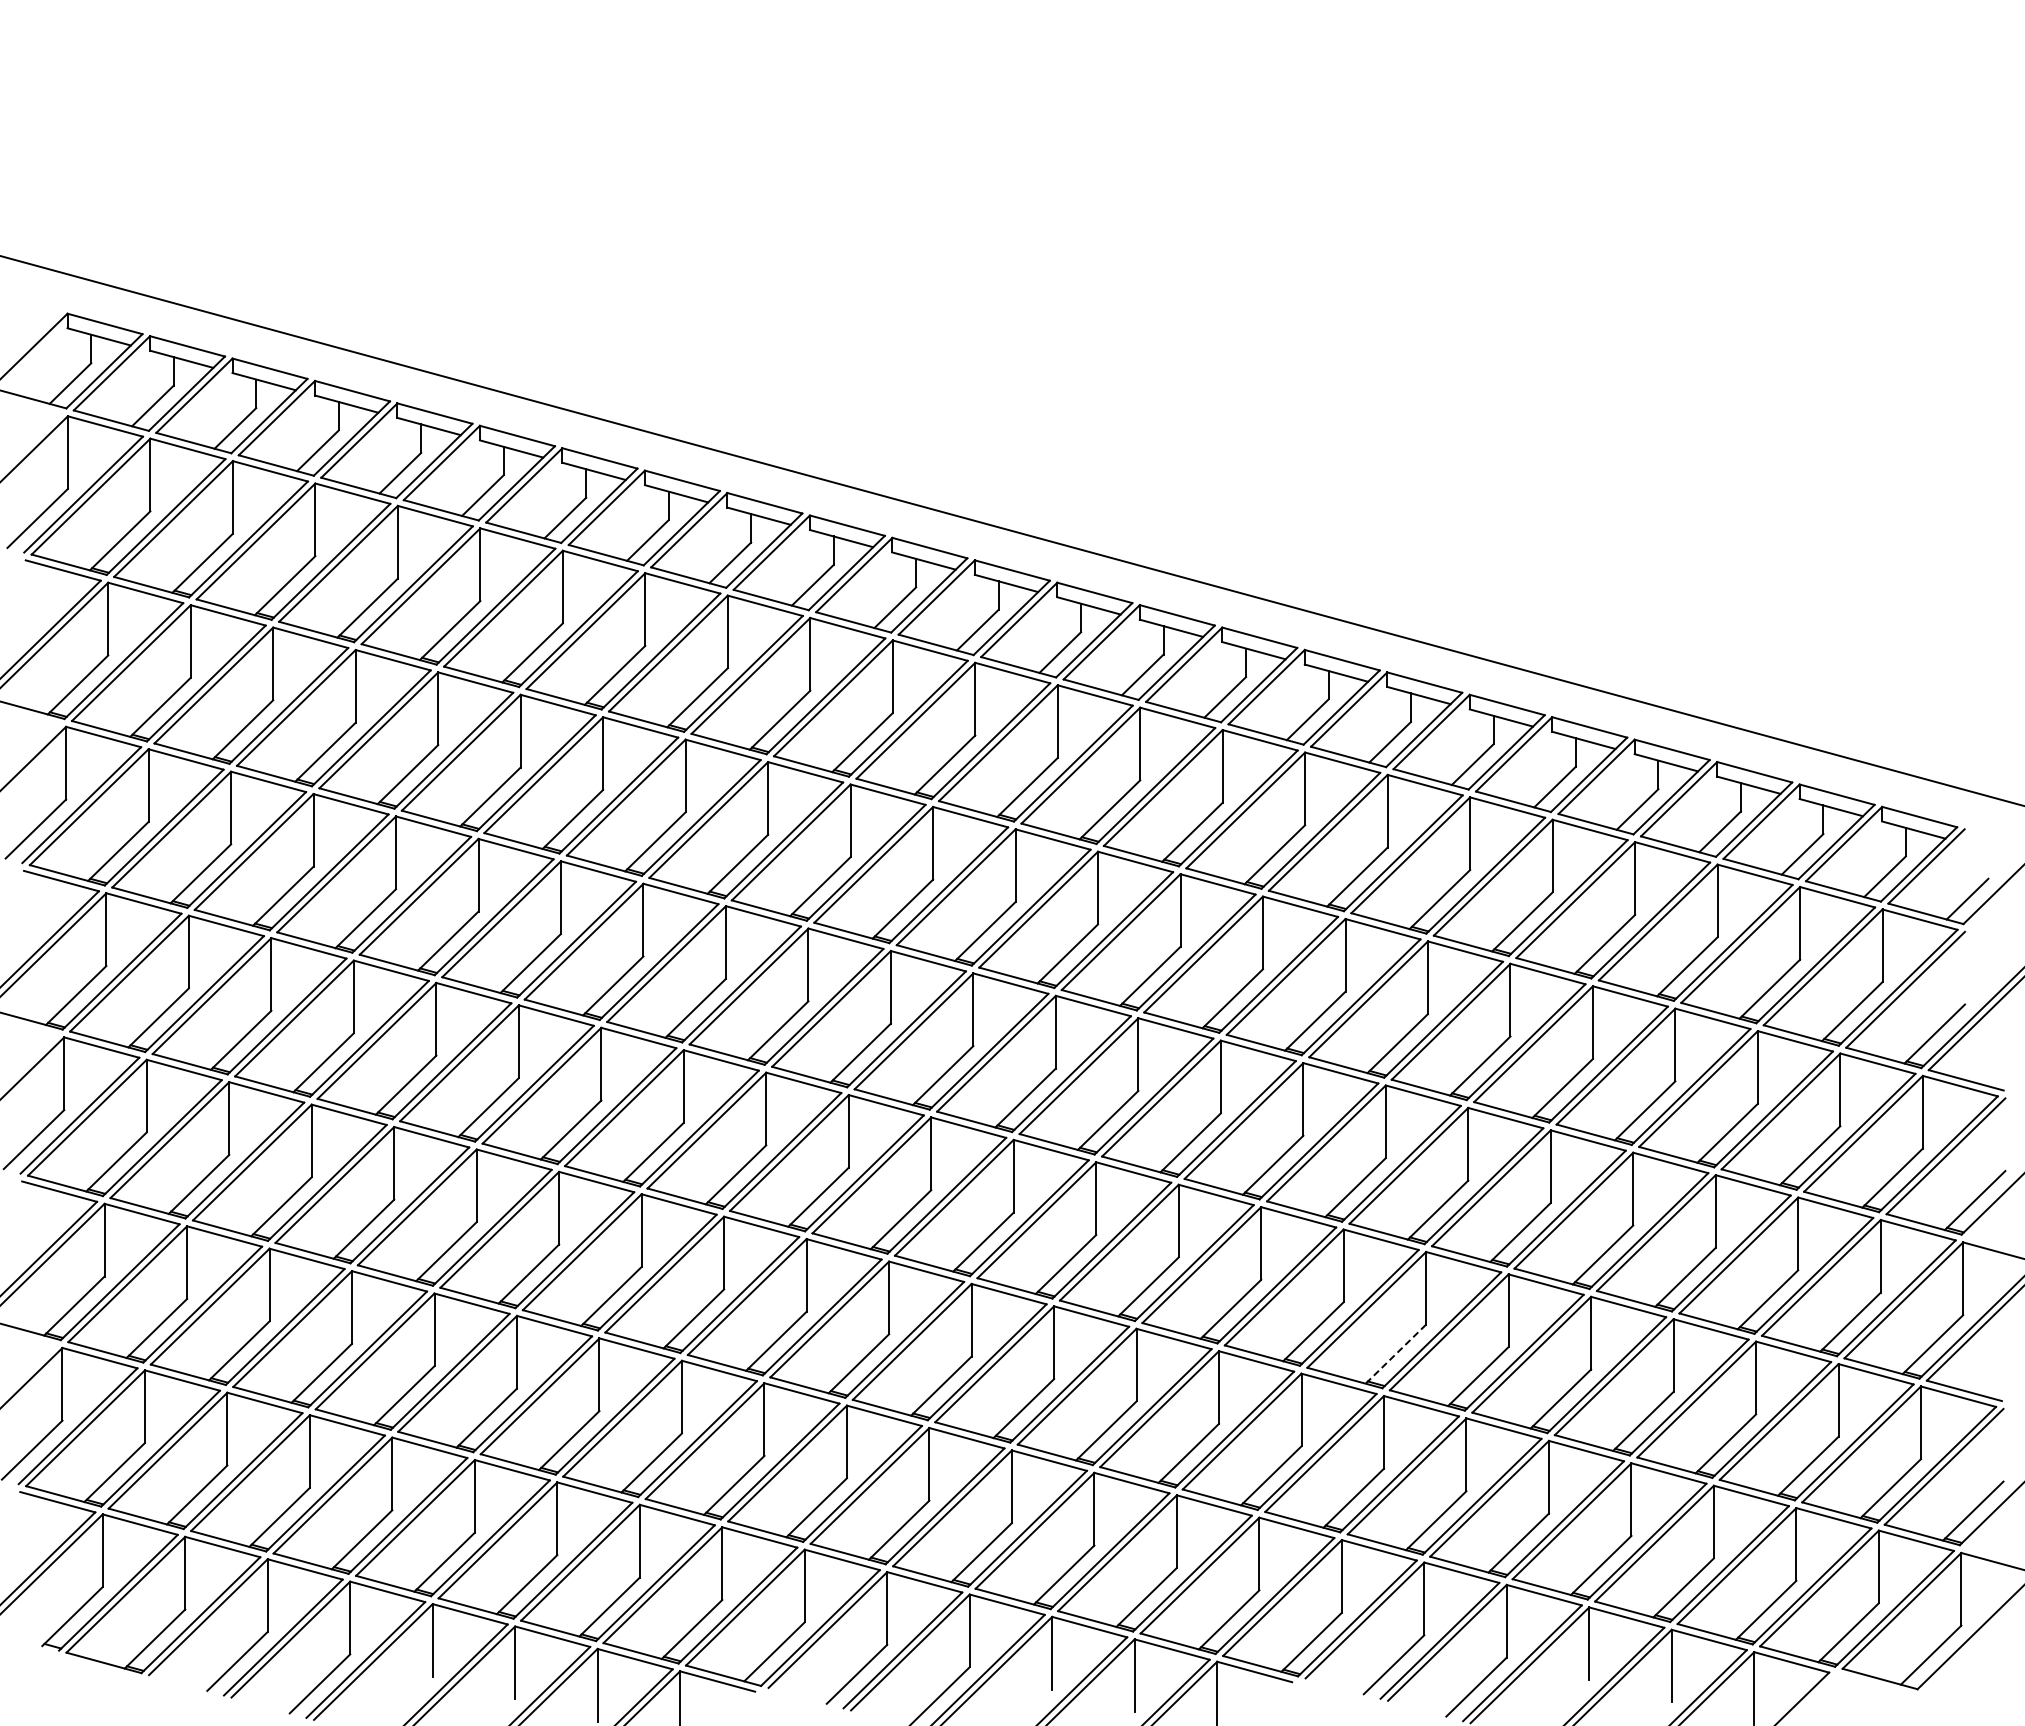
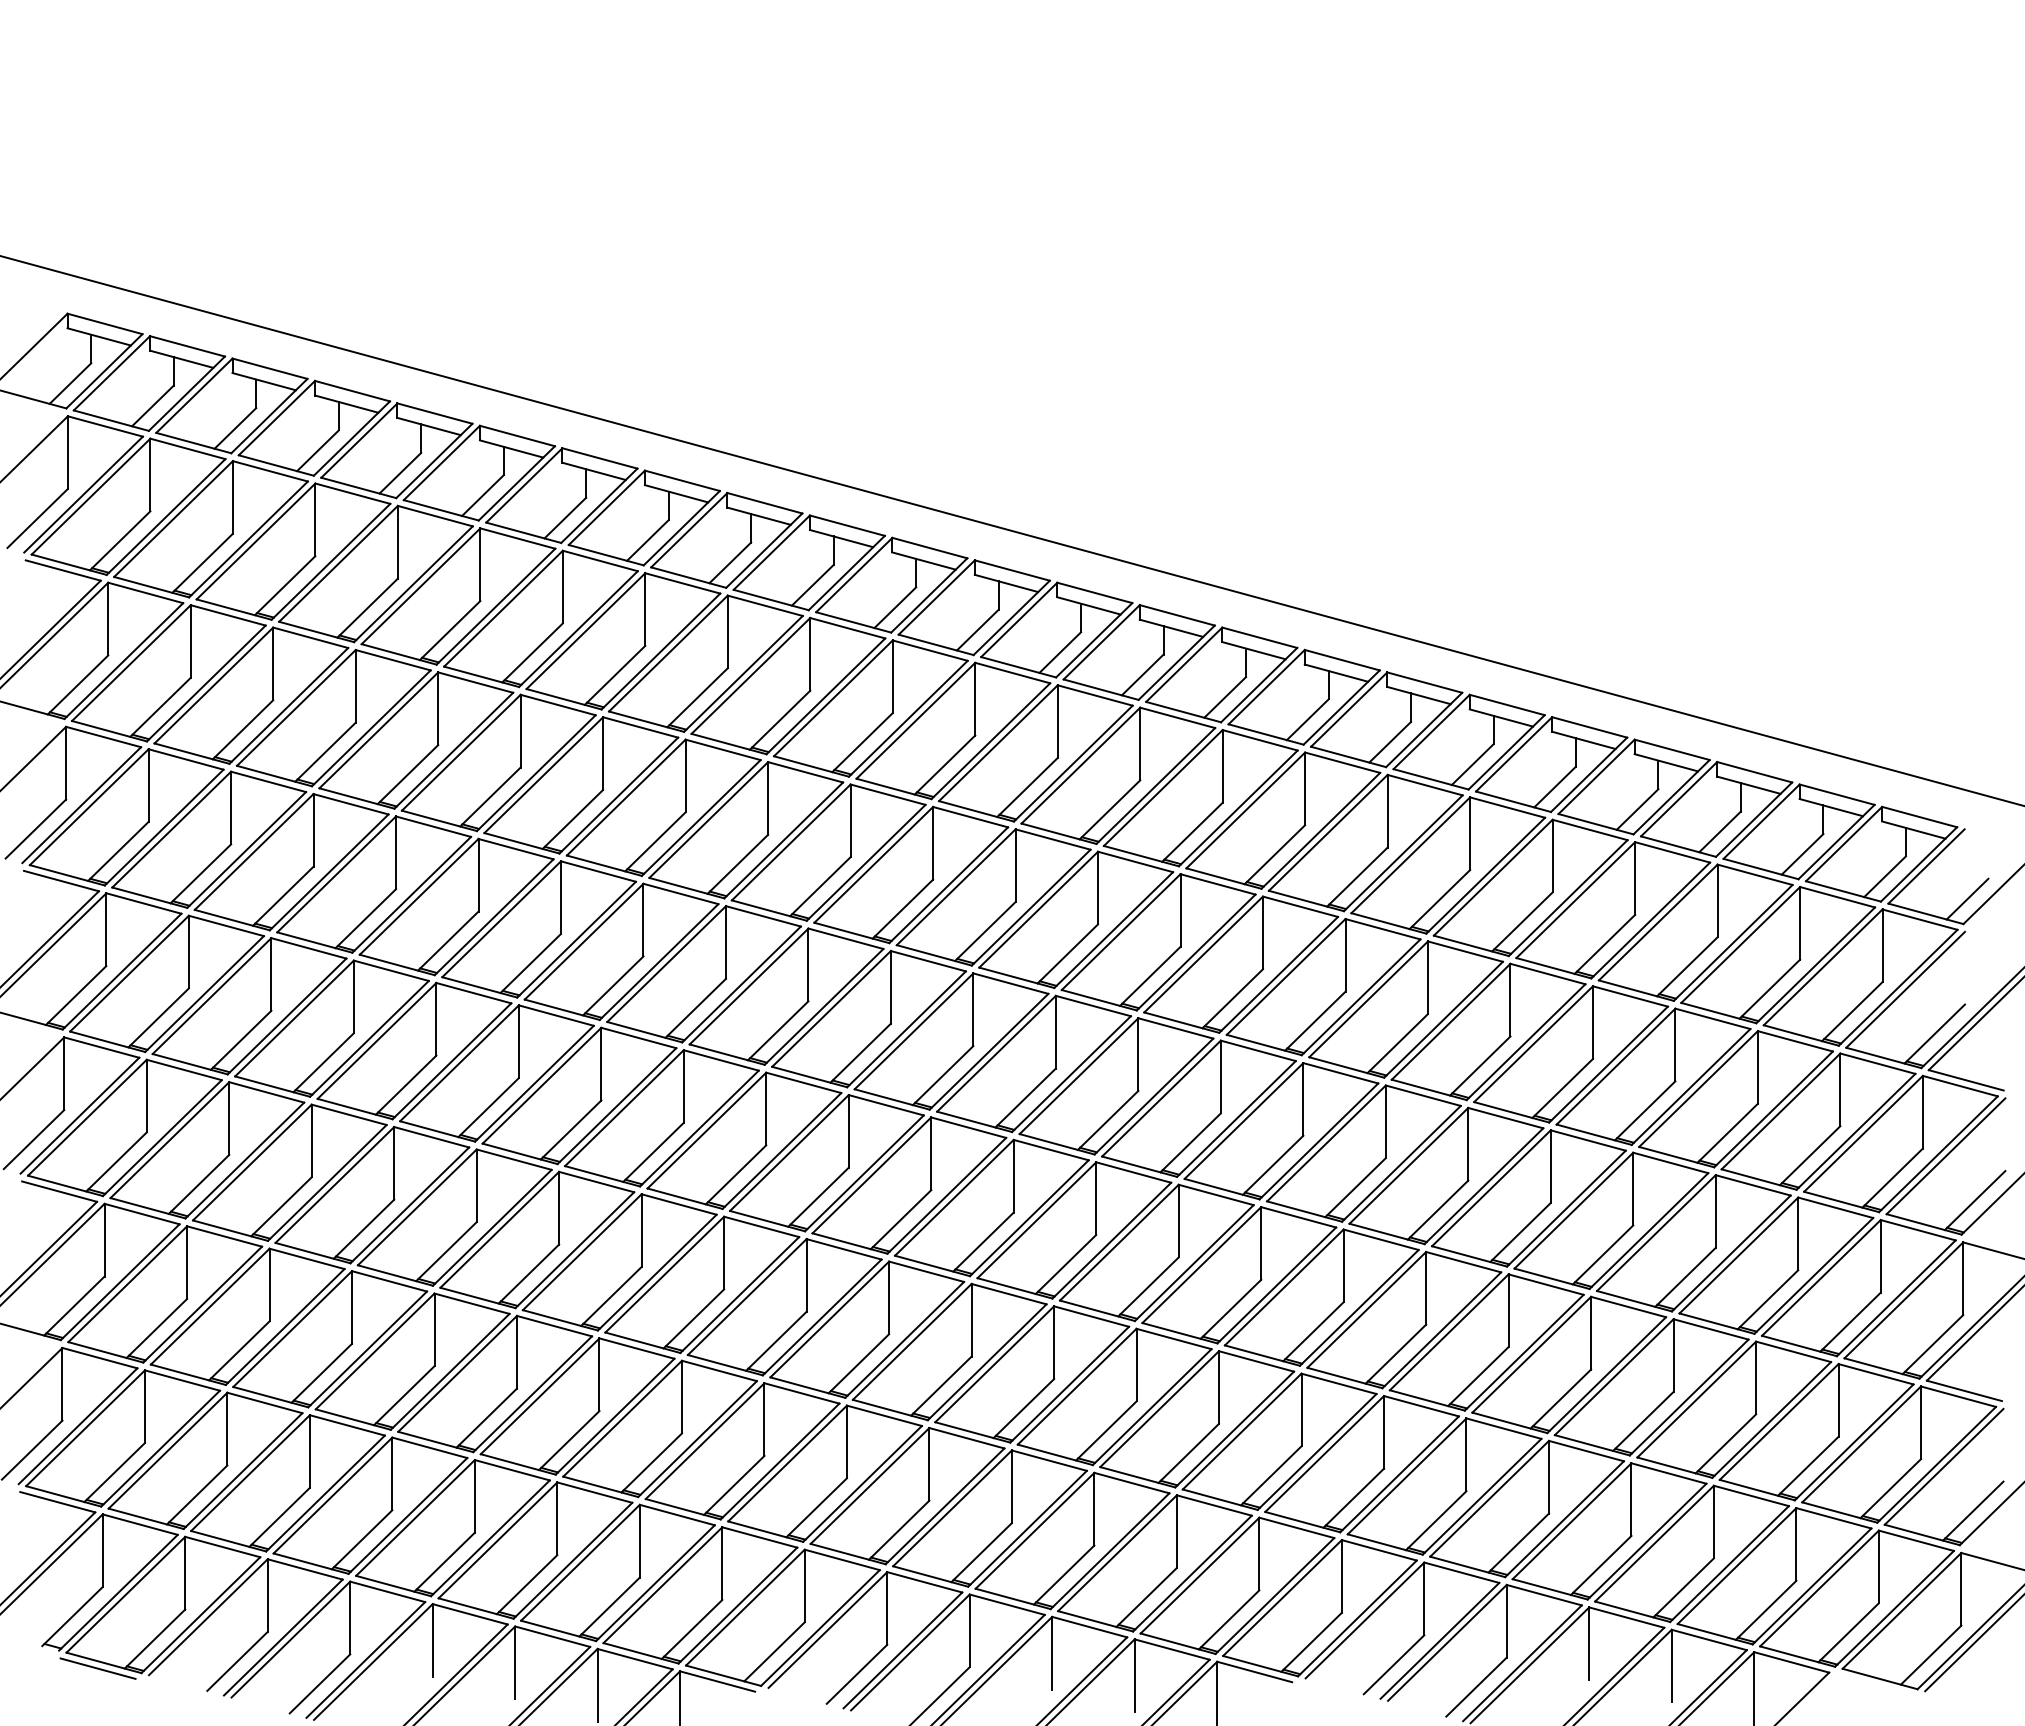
line: dashed -> solid (1395, 1354)
line: none -> present (1973, 1644)
line: none -> present (97, 1668)
